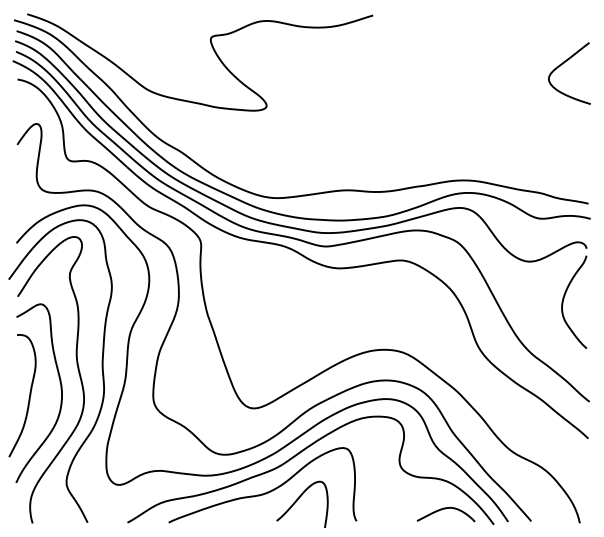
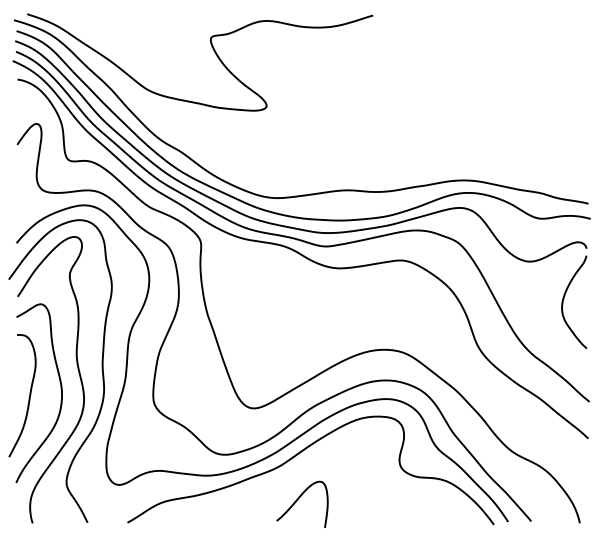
curve: present -> none (563, 64)
curve: present -> none (264, 492)
curve: present -> none (445, 509)
